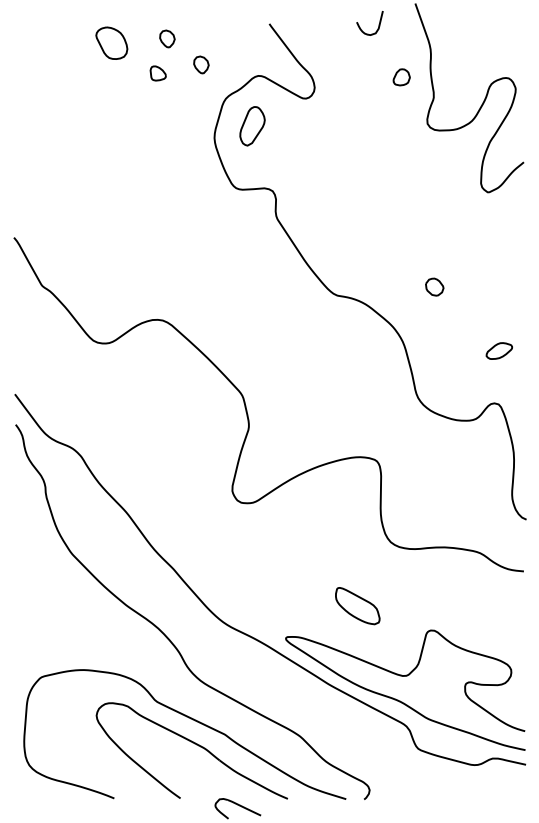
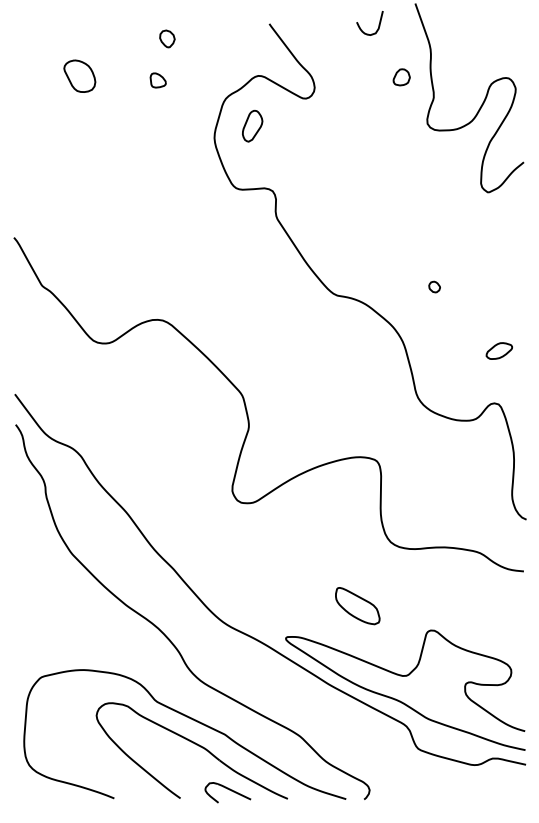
part position: (111, 42) -> (79, 75) (79, 75)
part: present -> none (201, 64)
part position: (157, 73) -> (157, 80) (157, 80)
part size: 27x41 px -> 22x34 px (252, 125)
part size: 20x20 px -> 13x14 px (434, 286)
part position: (237, 808) -> (227, 792) (227, 792)
